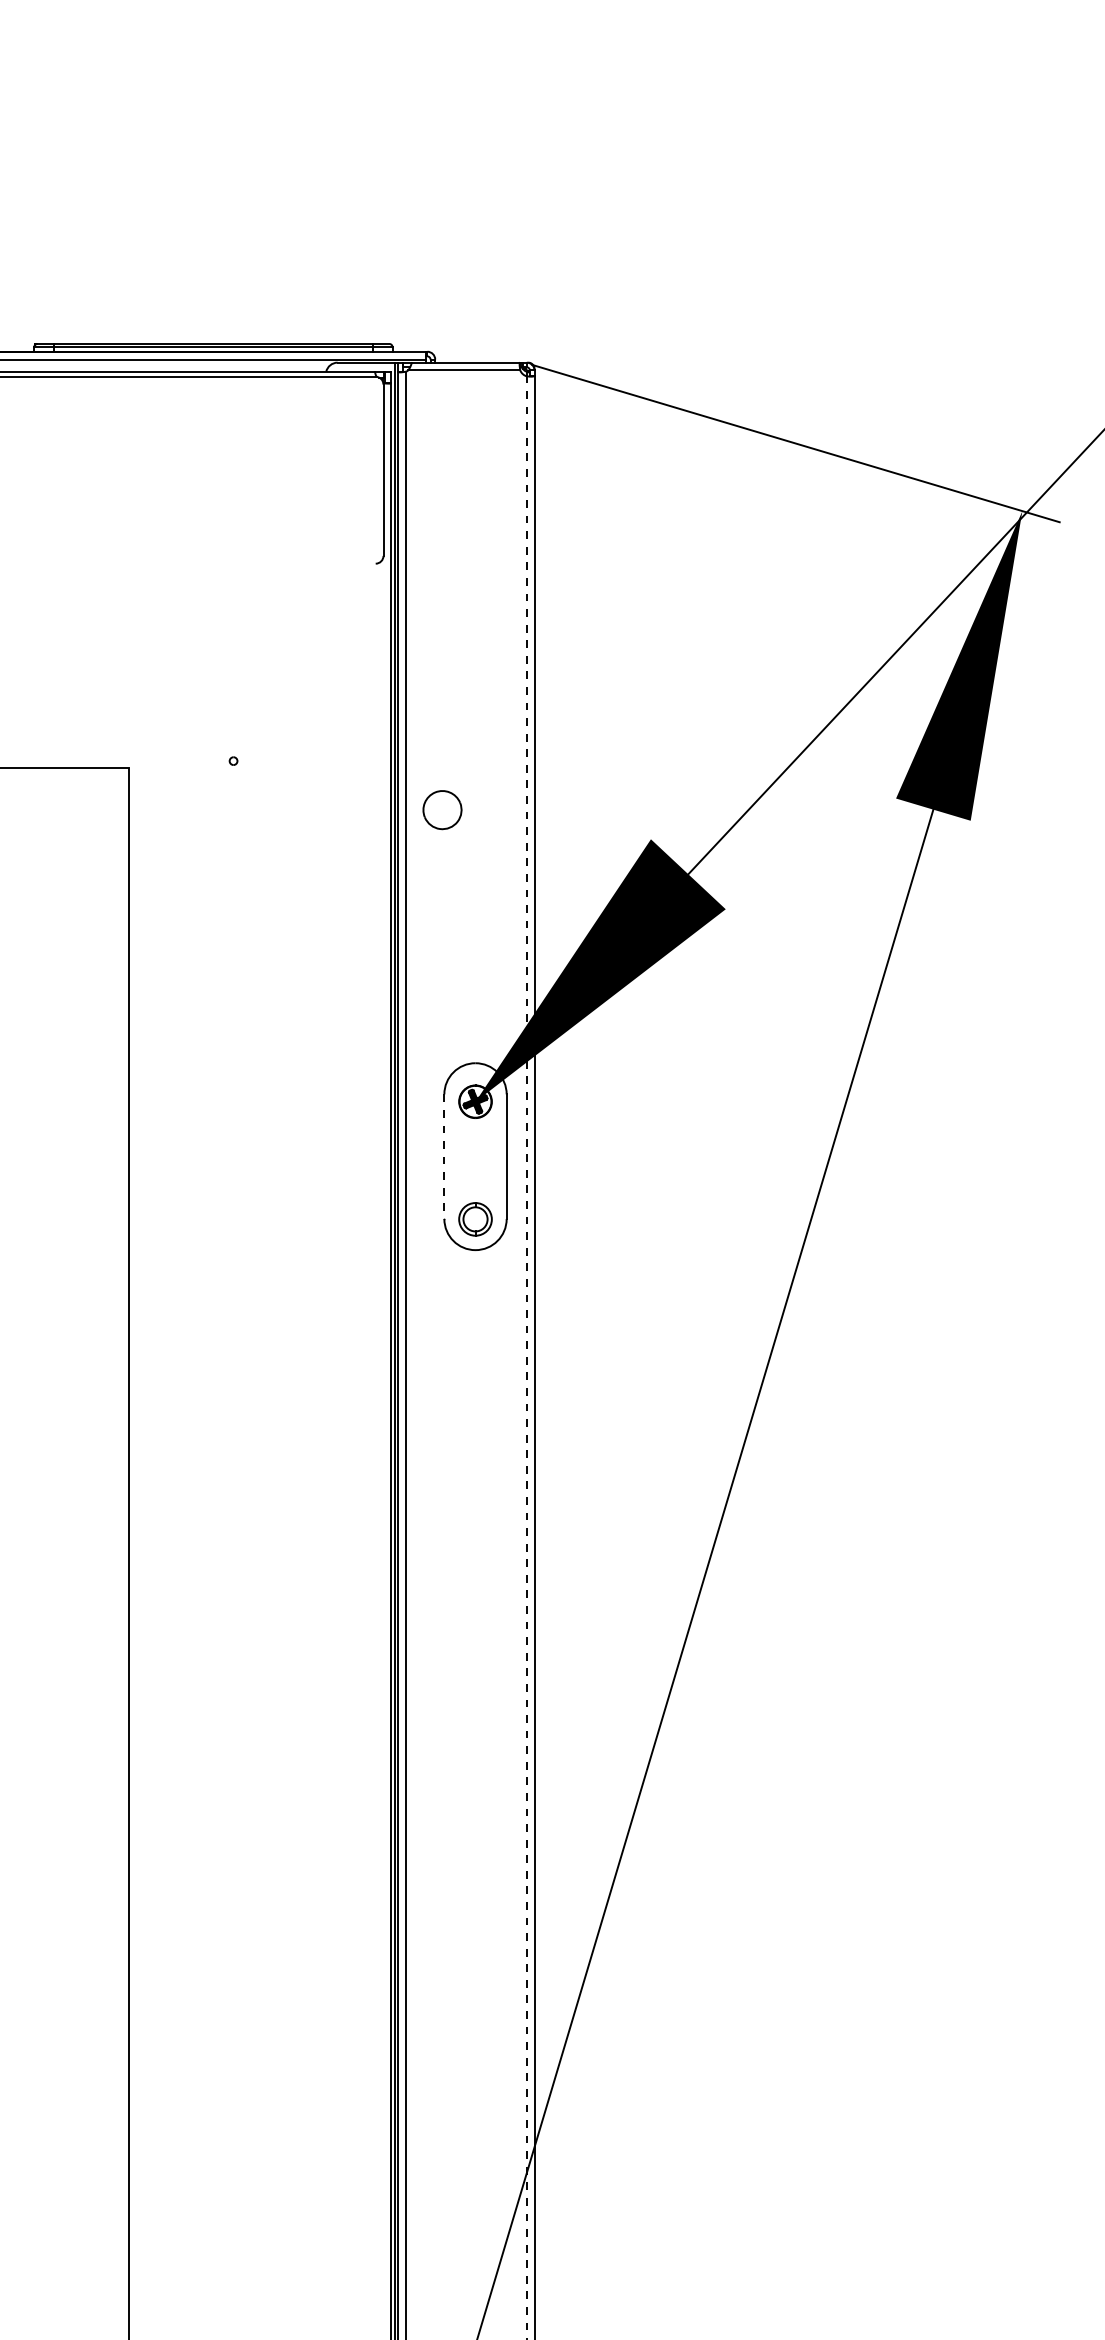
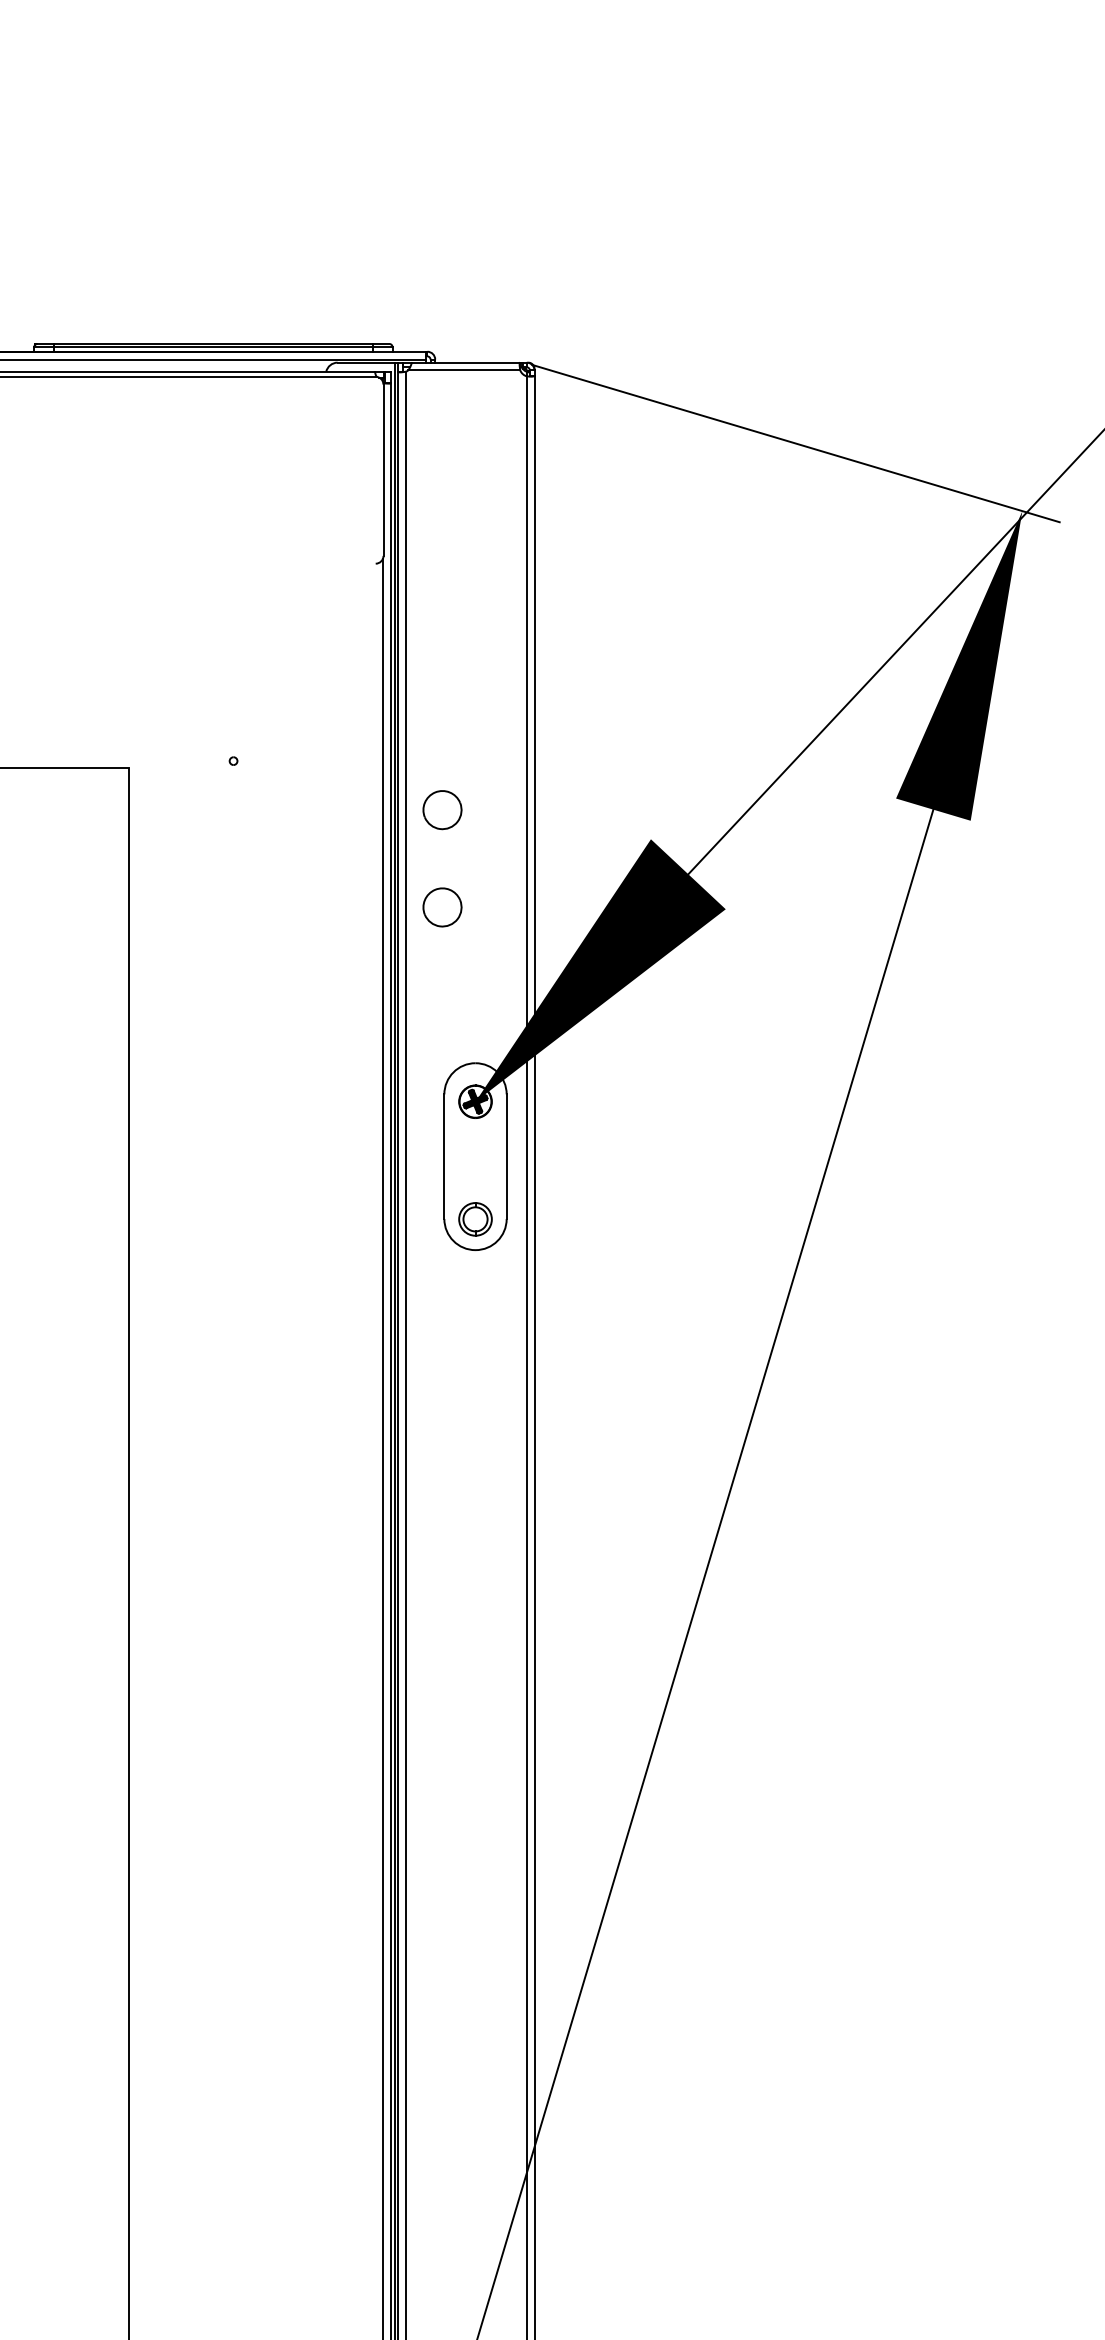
part: none -> present (442, 907)
line: dashed -> solid (444, 1157)
line: dashed -> solid (526, 1358)
line: none -> present (382, 1447)
